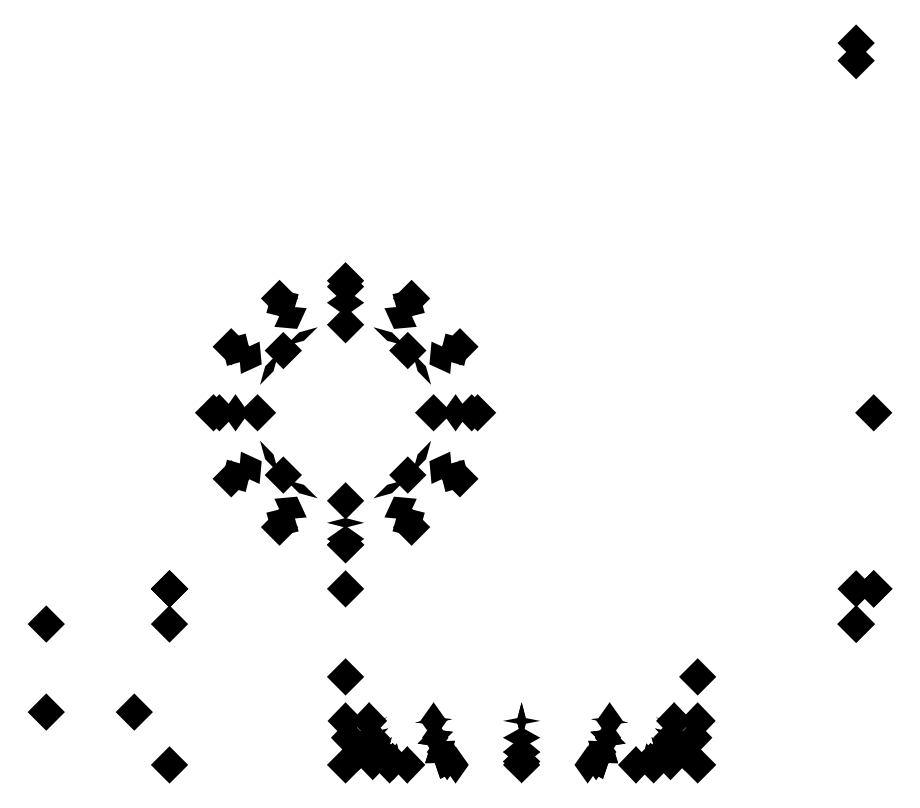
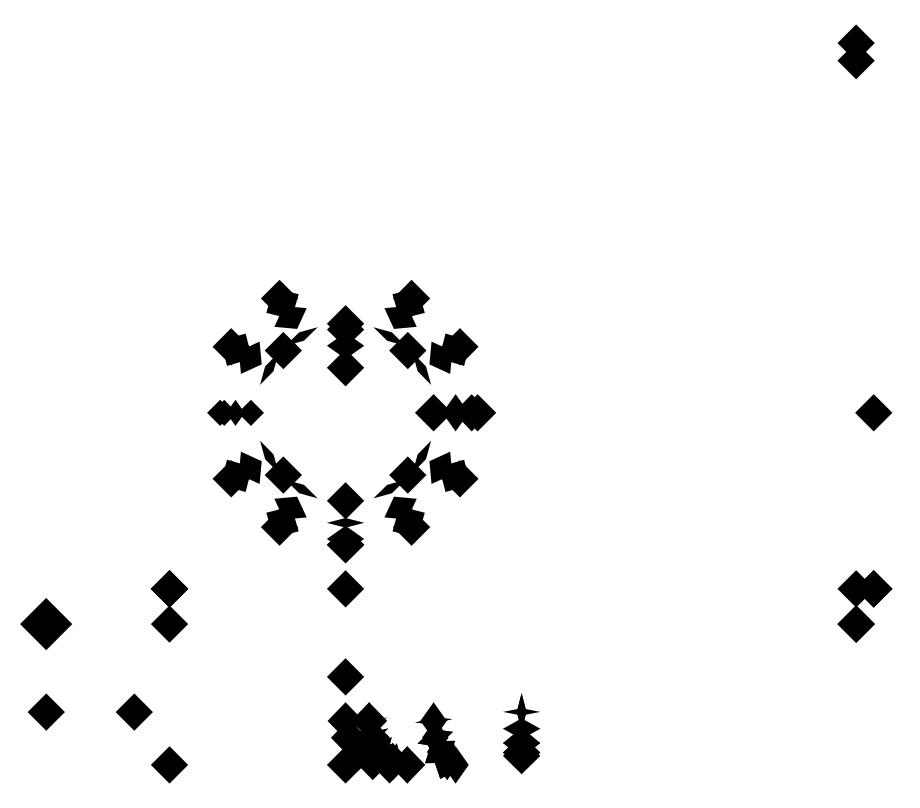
part position: (345, 302) -> (345, 345) (345, 345)
part size: 81x38 px -> 57x26 px (235, 412)
part size: 37x38 px -> 52x52 px (45, 623)
part: present -> none (656, 720)
part position: (521, 742) -> (521, 733) (521, 733)
